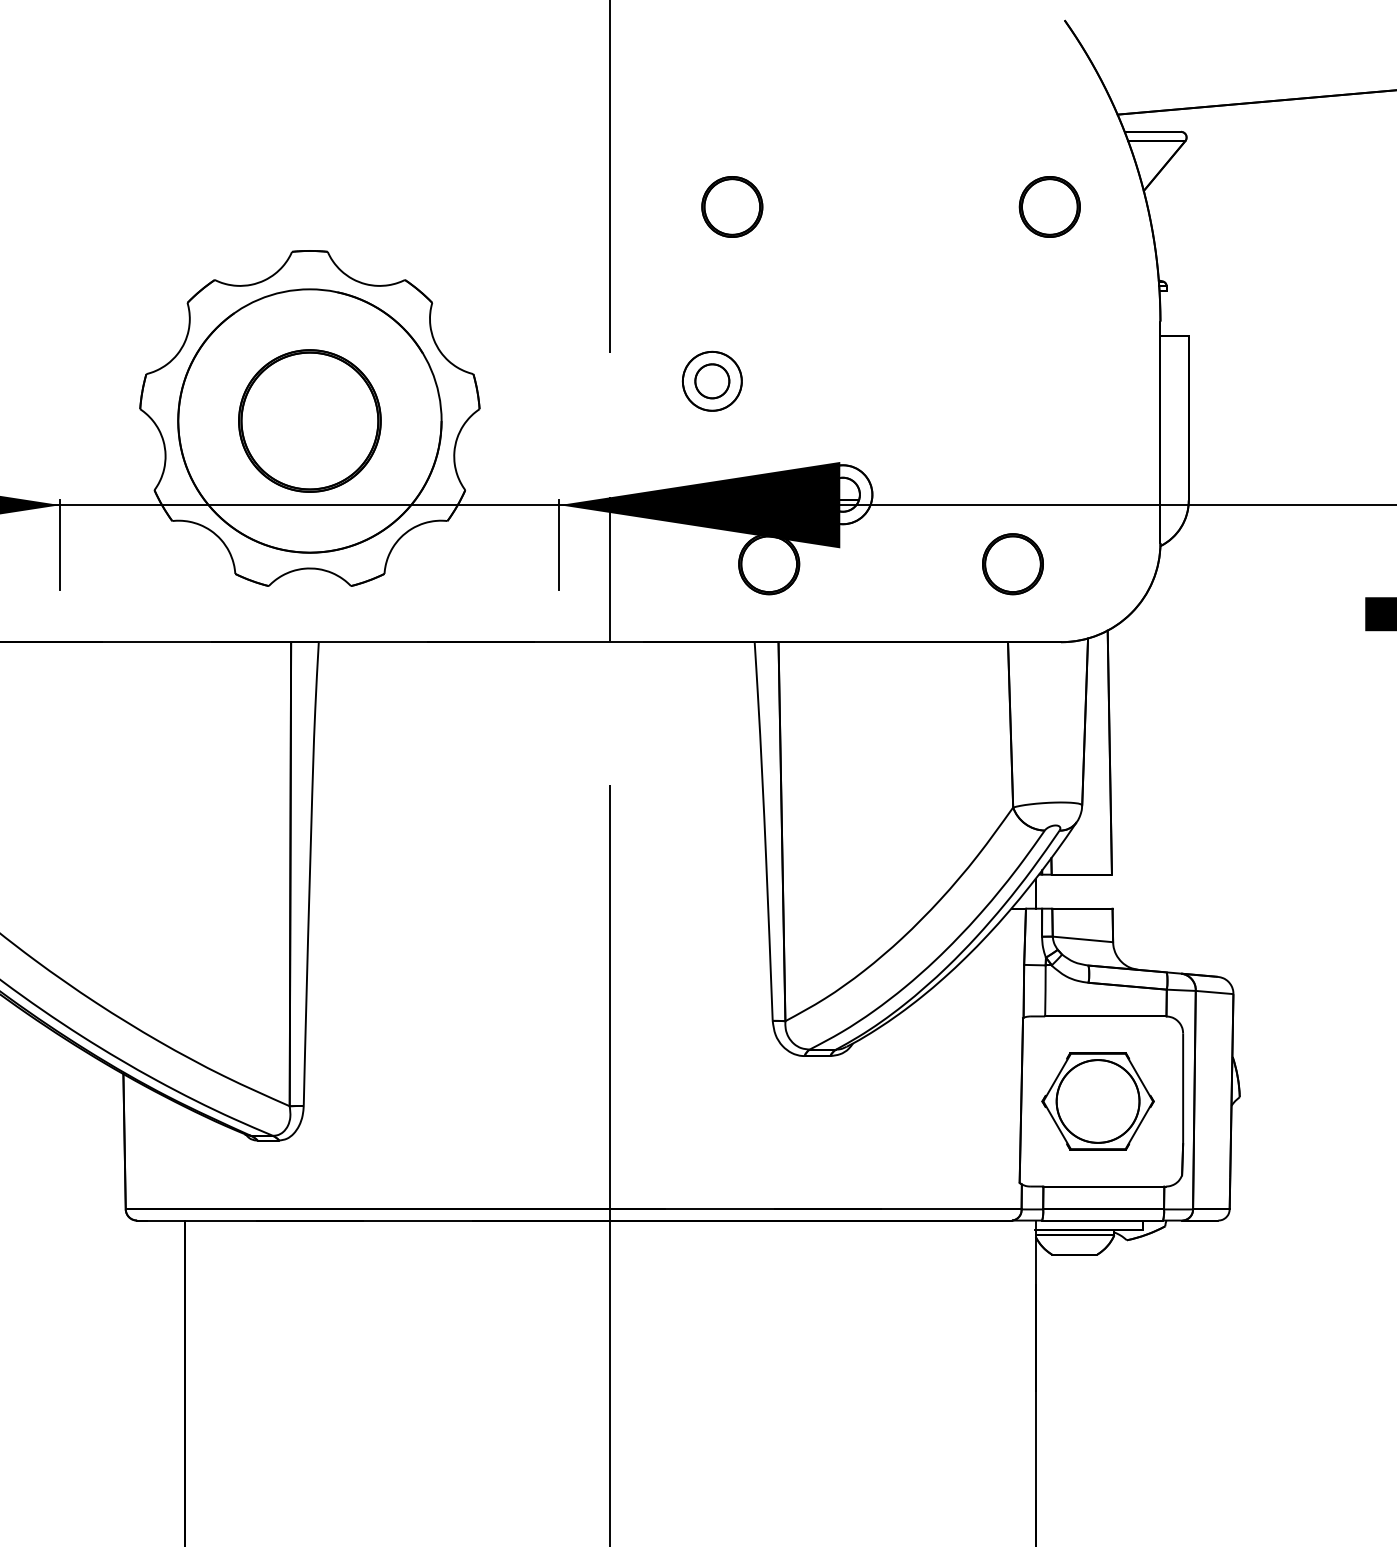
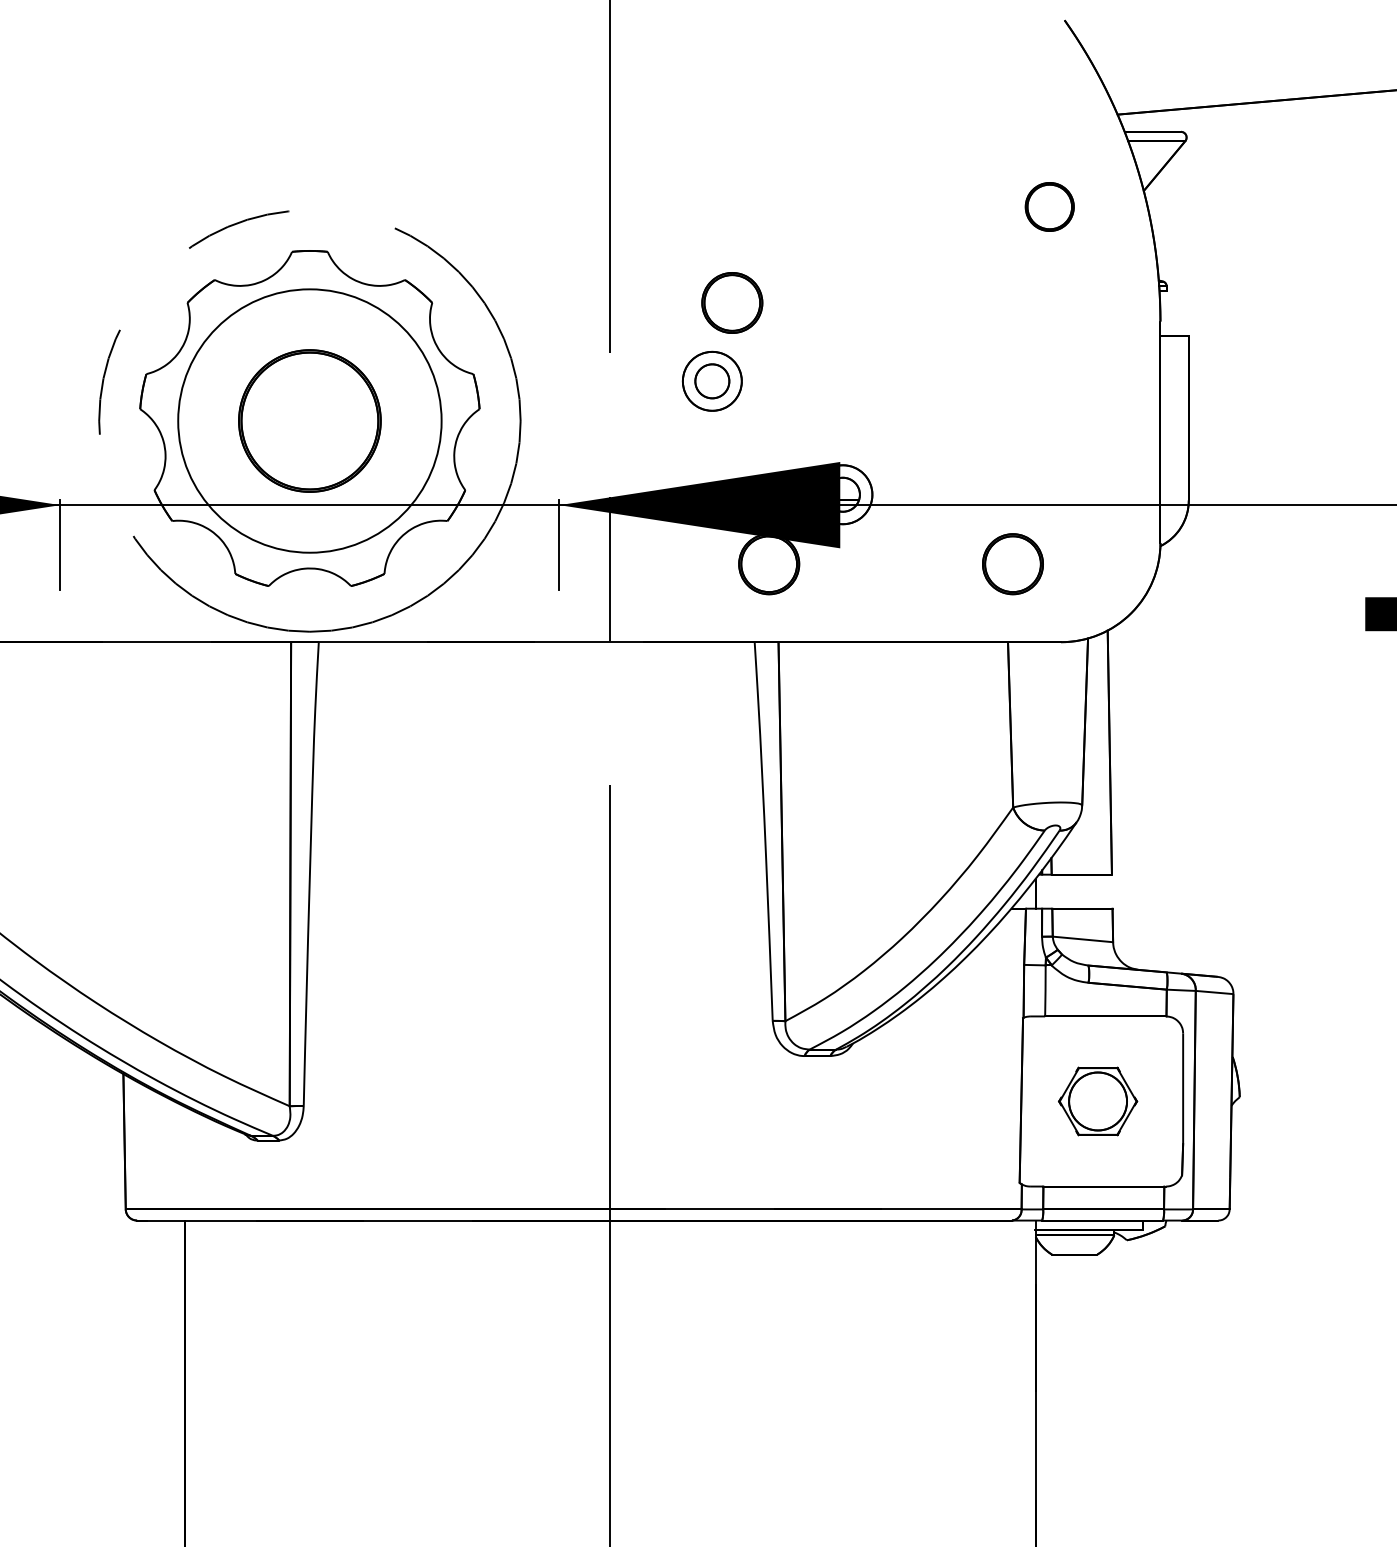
part position: (732, 206) -> (732, 302) (732, 302)
part size: 63x62 px -> 51x50 px (1049, 206)
circle diameter: 263 px -> 421 px (309, 420)
part size: 114x99 px -> 81x71 px (1098, 1101)
